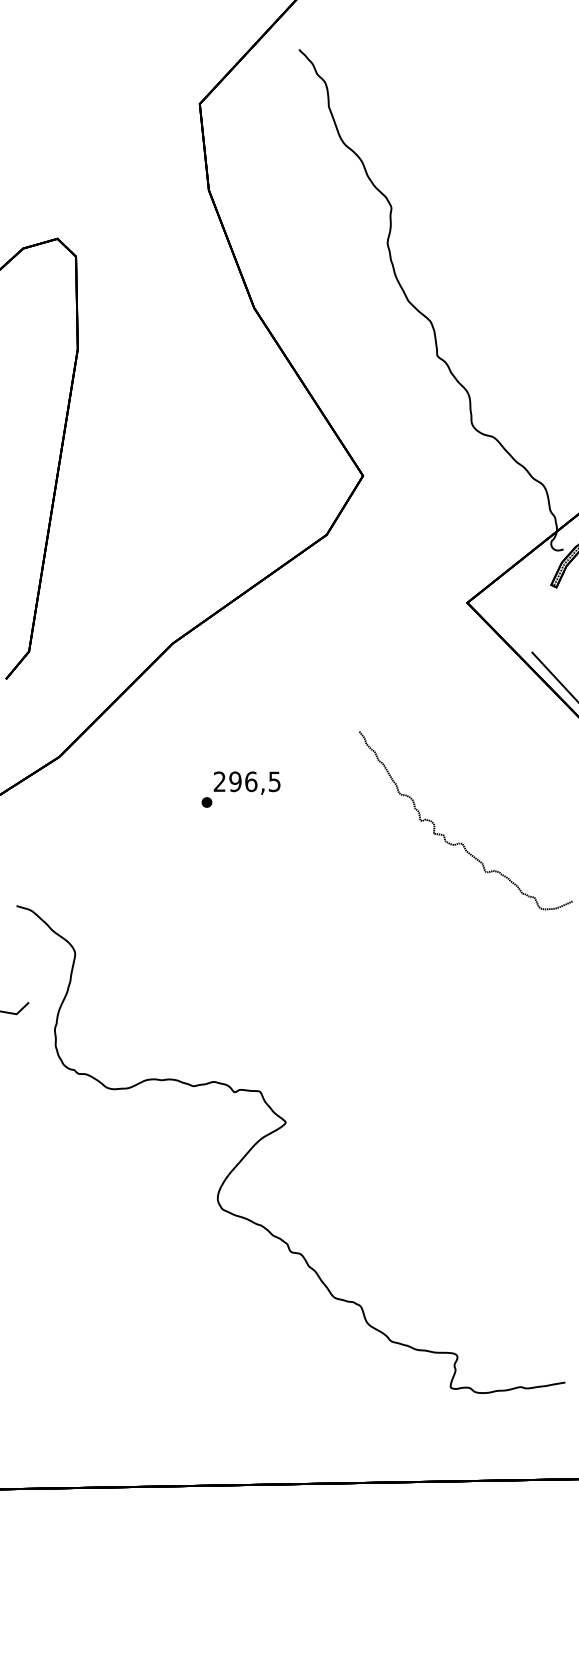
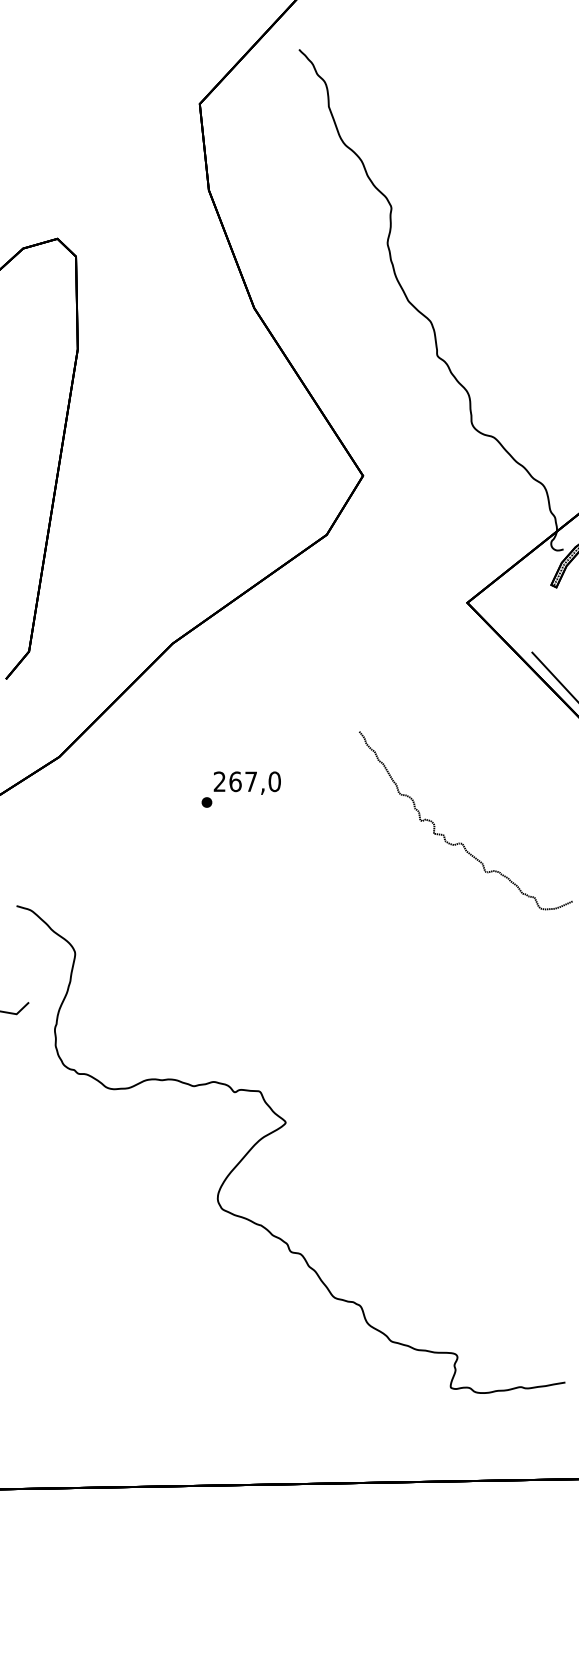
text: 296,5 -> 267,0 (254, 781)
